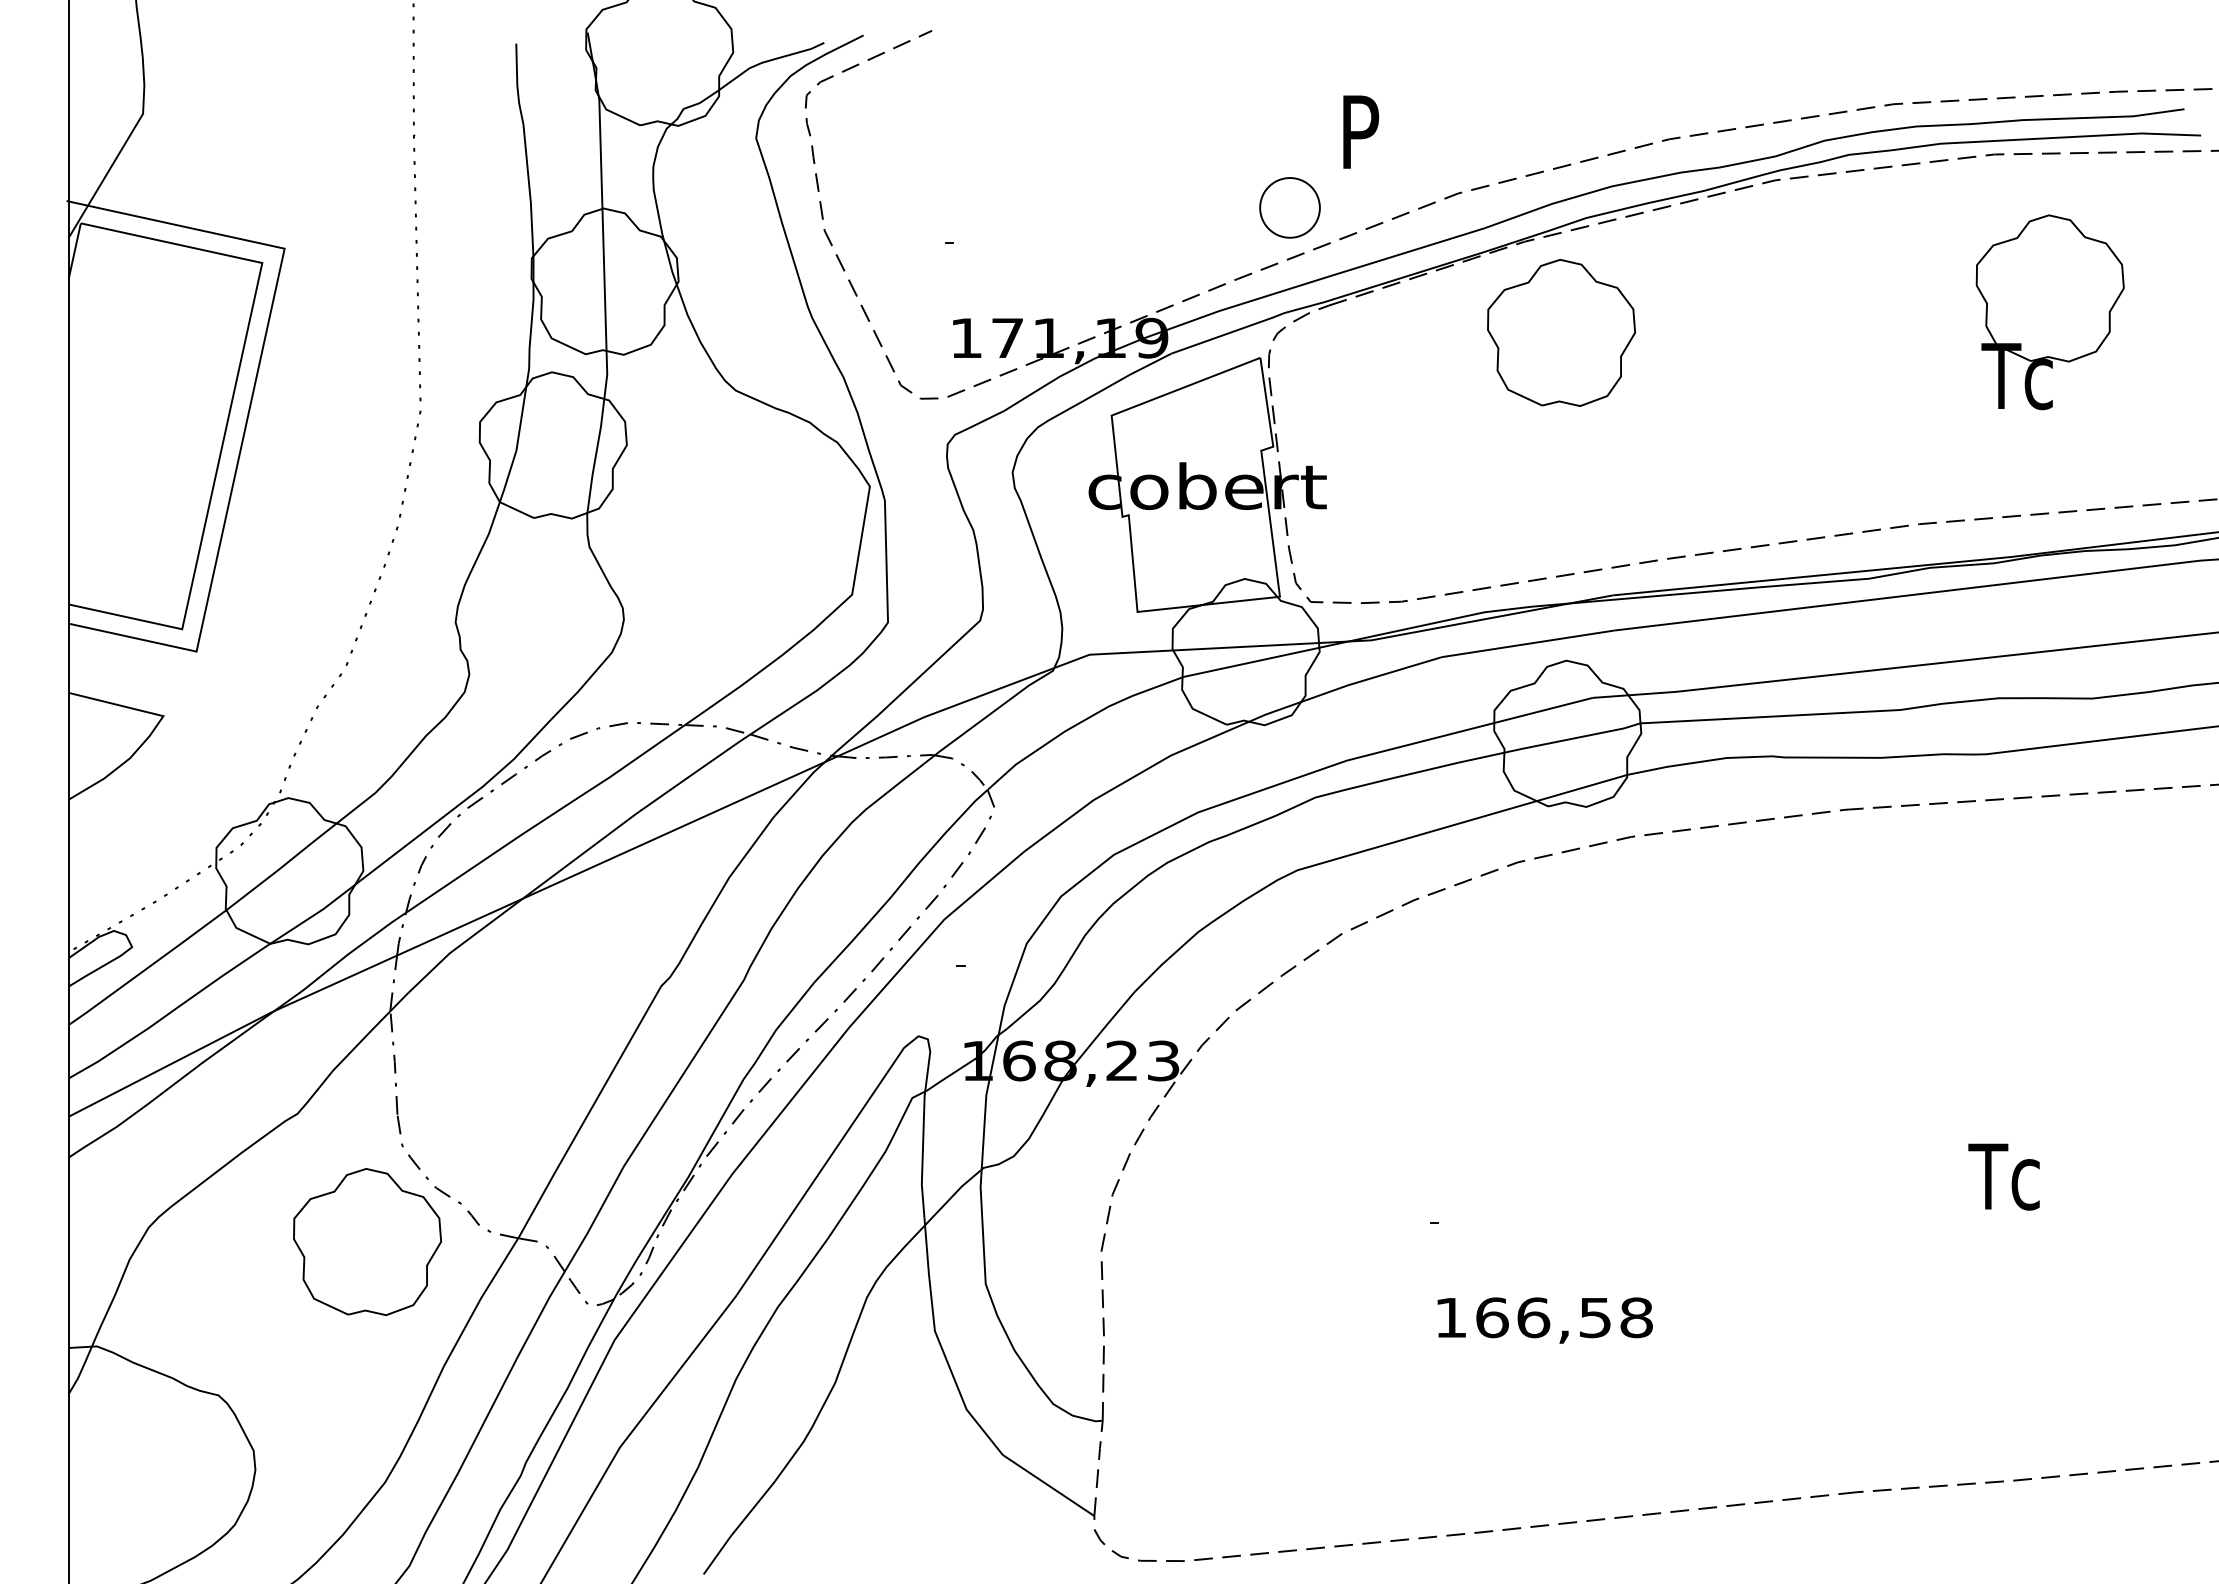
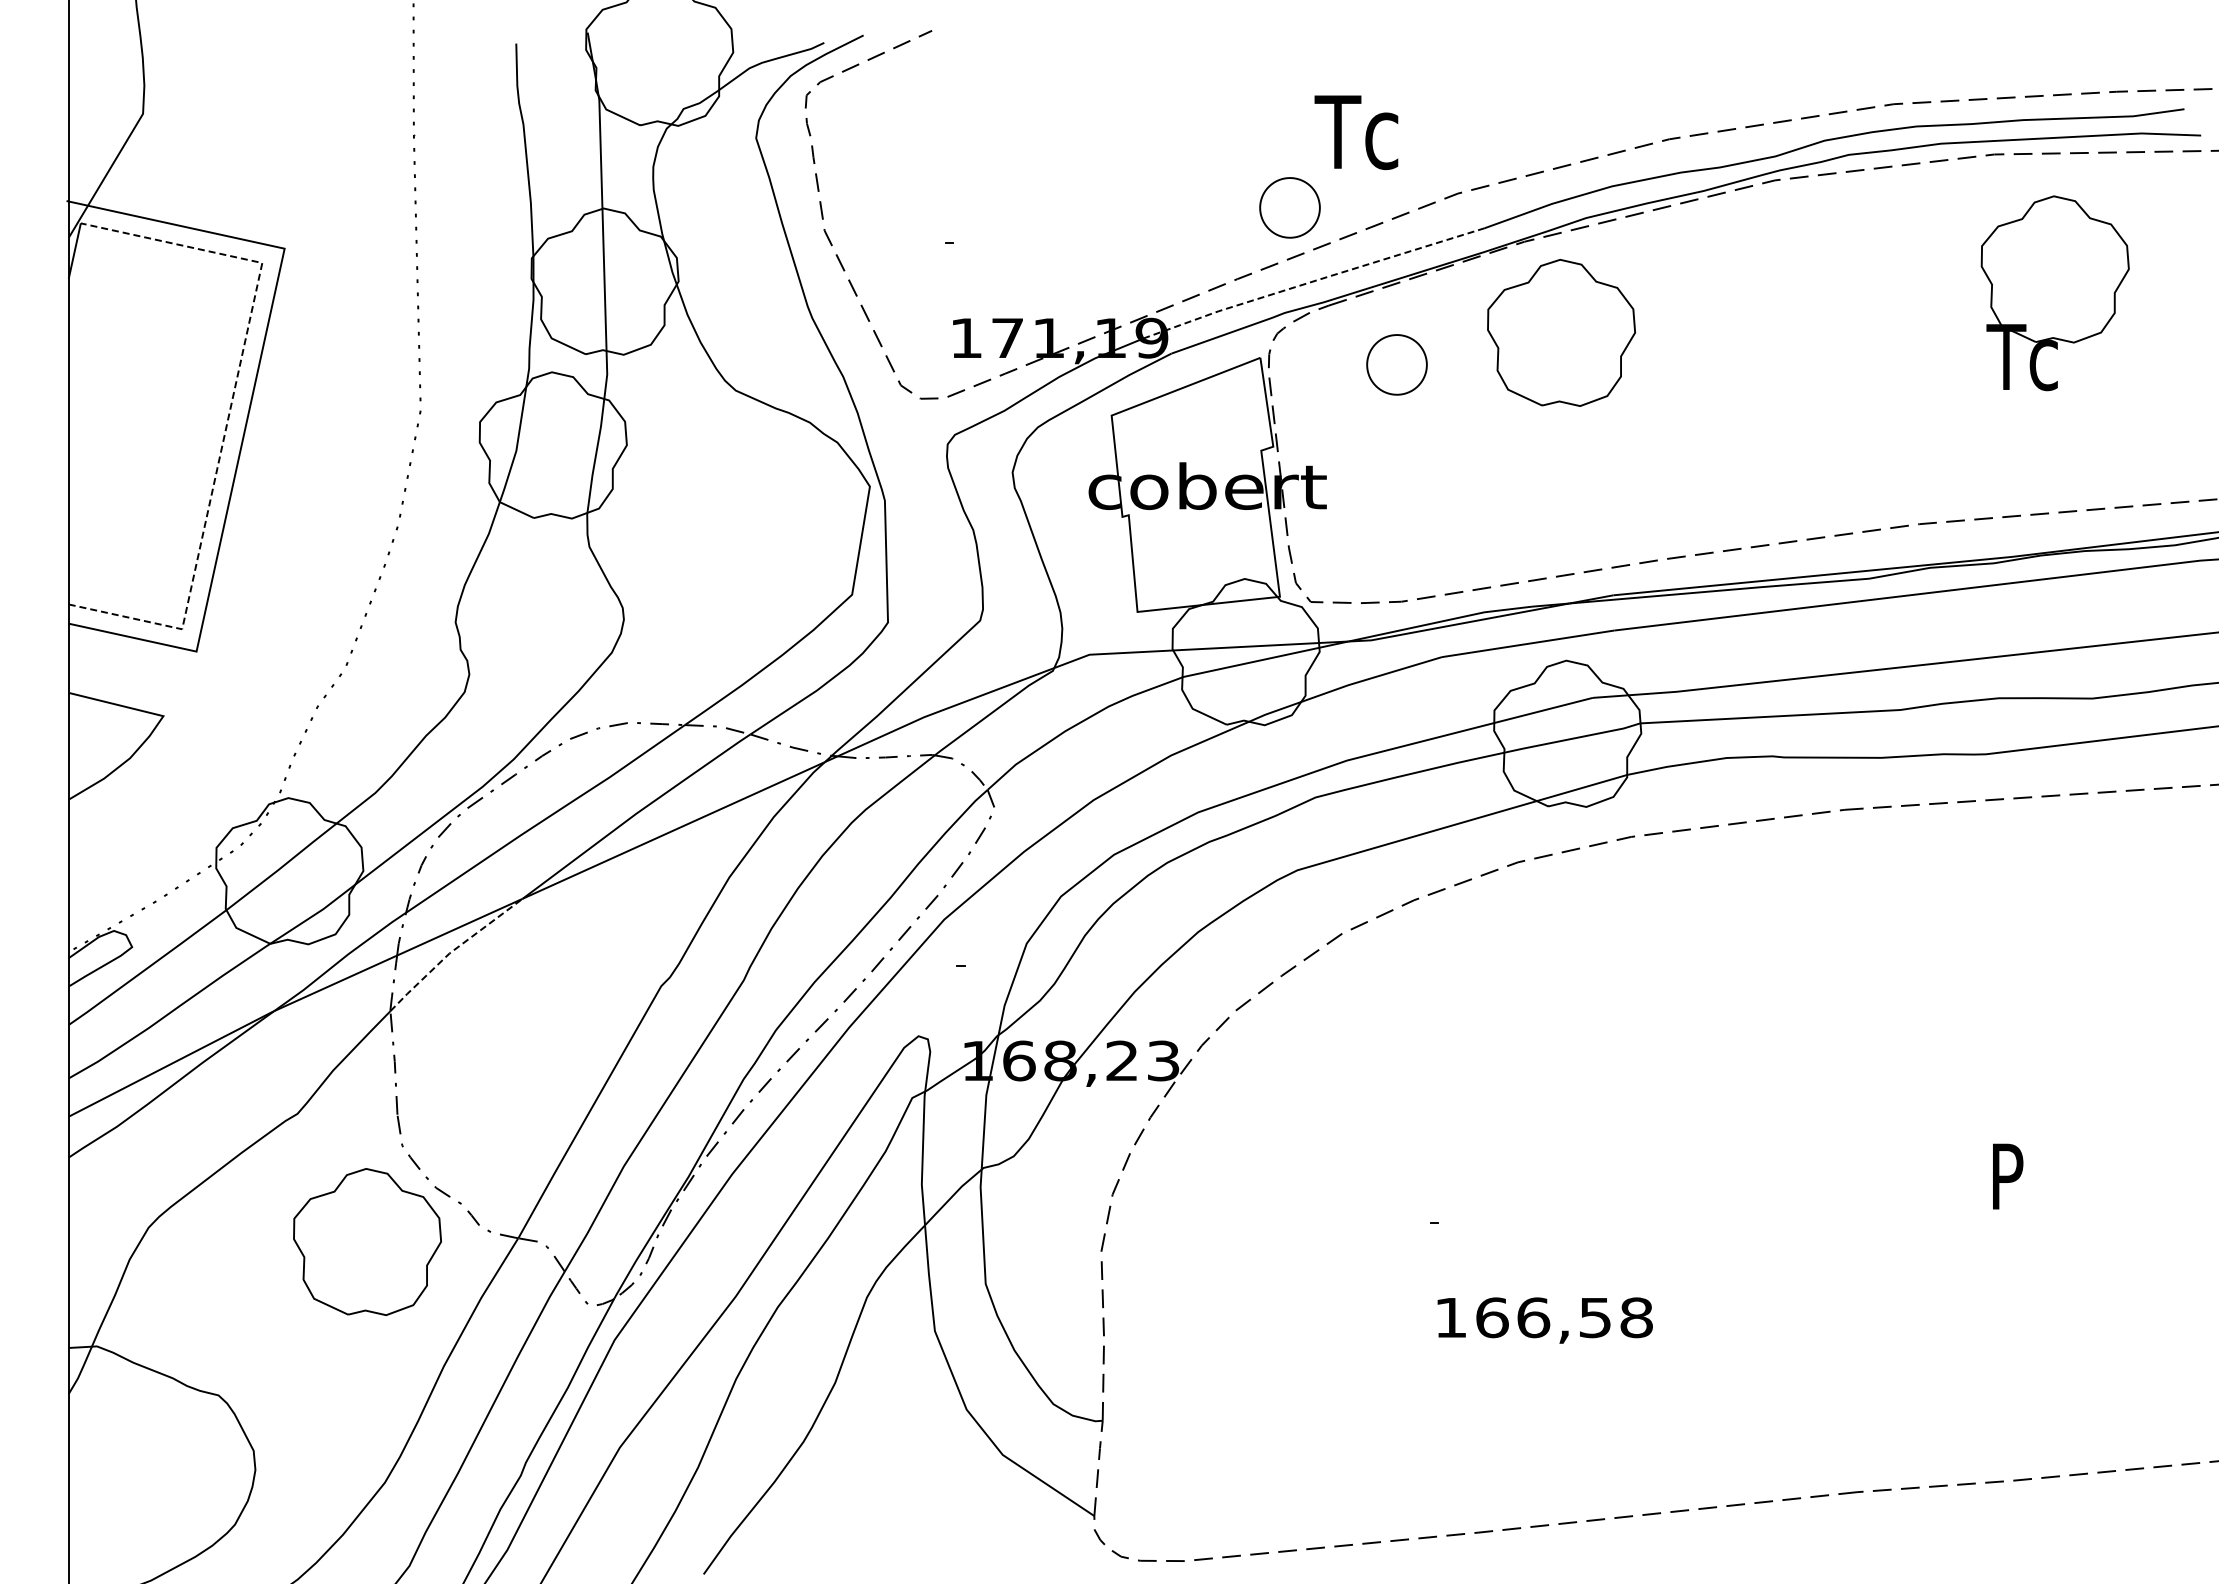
text: P -> Tc (1356, 132)
line: solid -> dashed (1313, 281)
part position: (2049, 312) -> (2054, 293) (2054, 293)
part: none -> present (1396, 364)
line: solid -> dashed (229, 412)
line: solid -> dashed (452, 951)
text: Tc -> P (2003, 1176)
